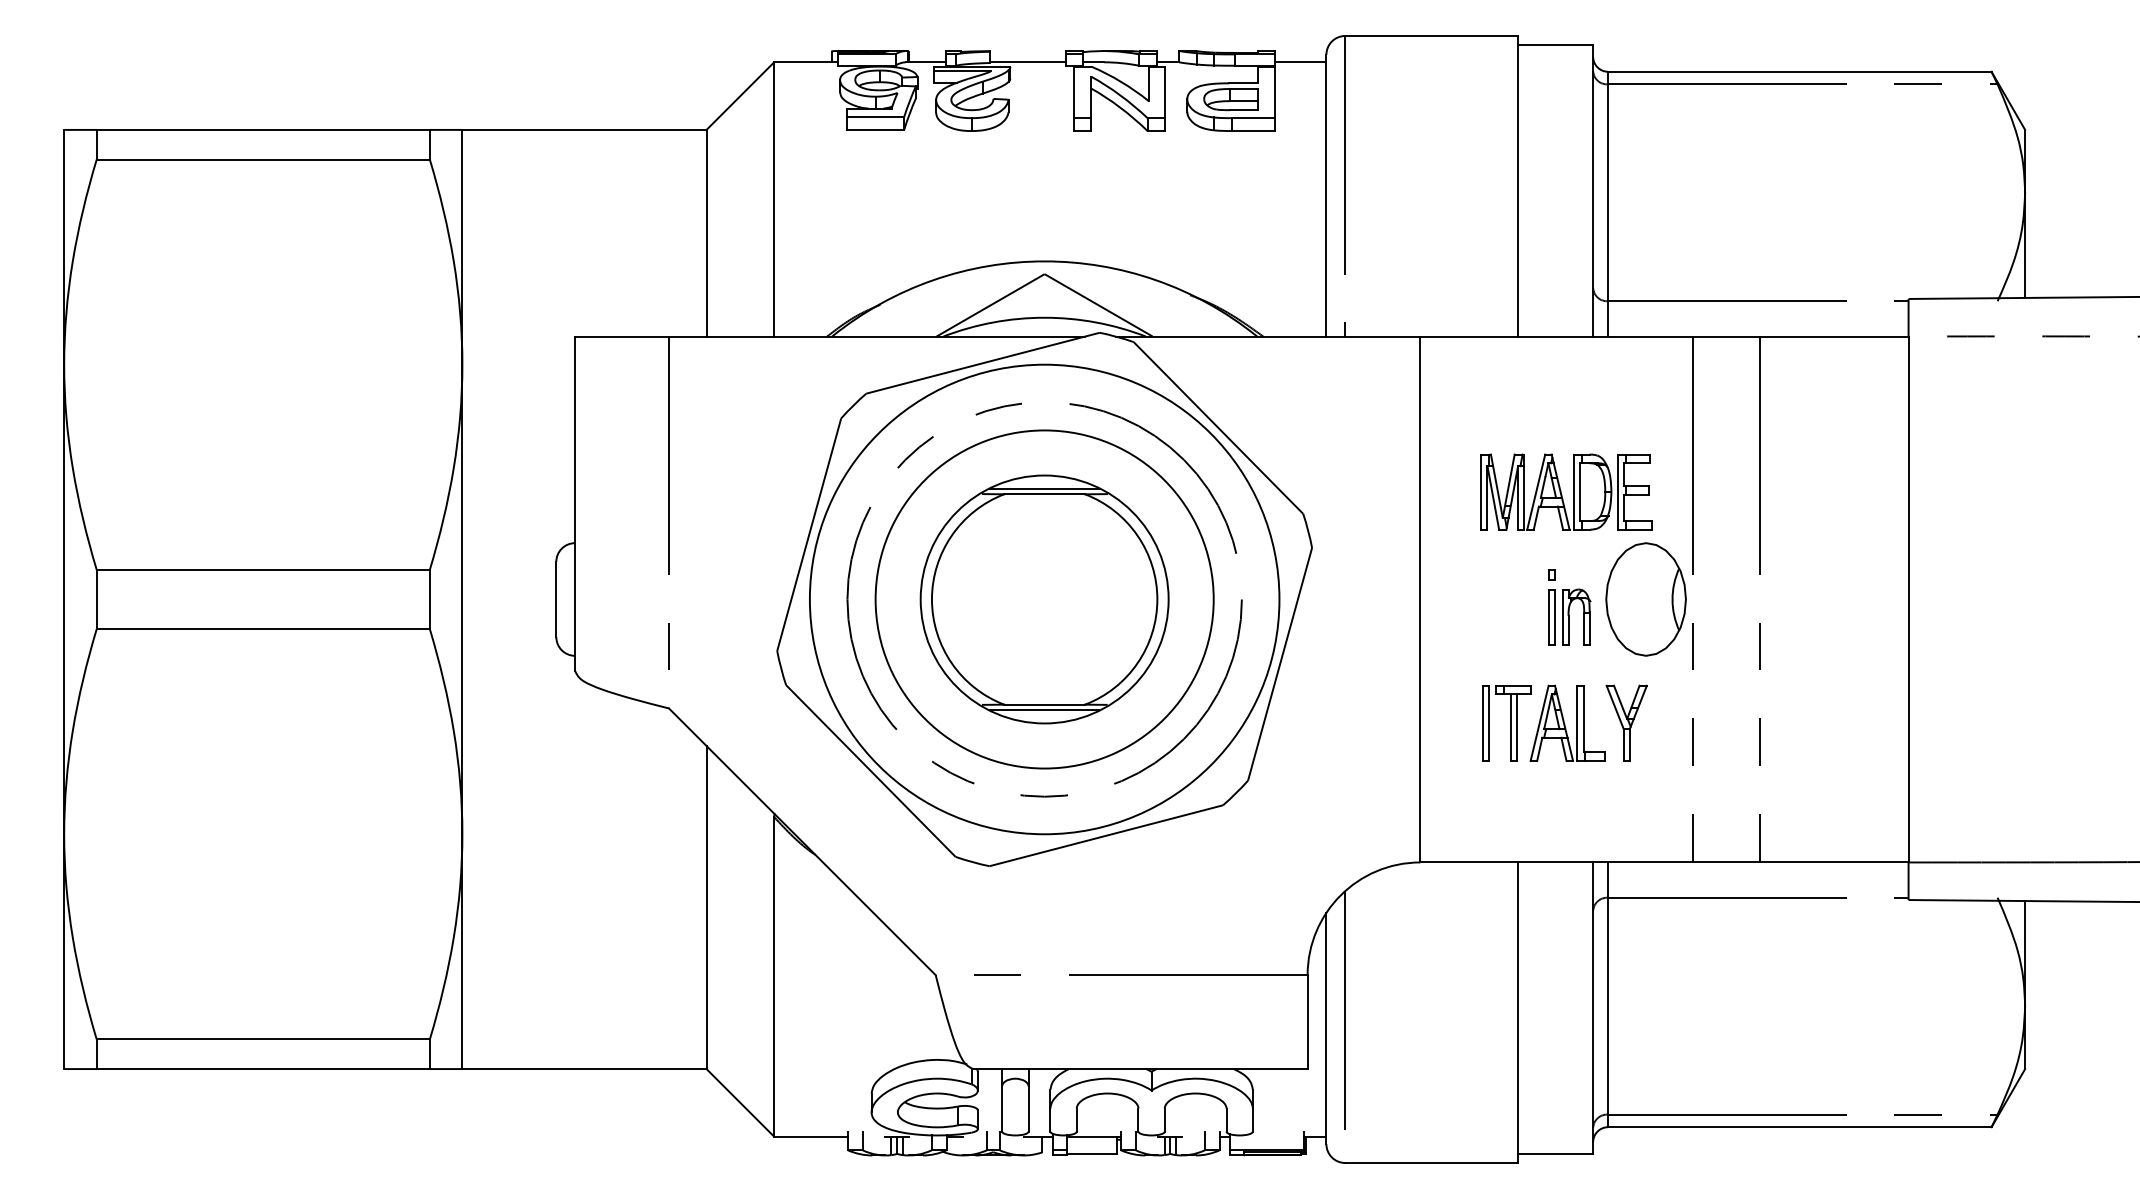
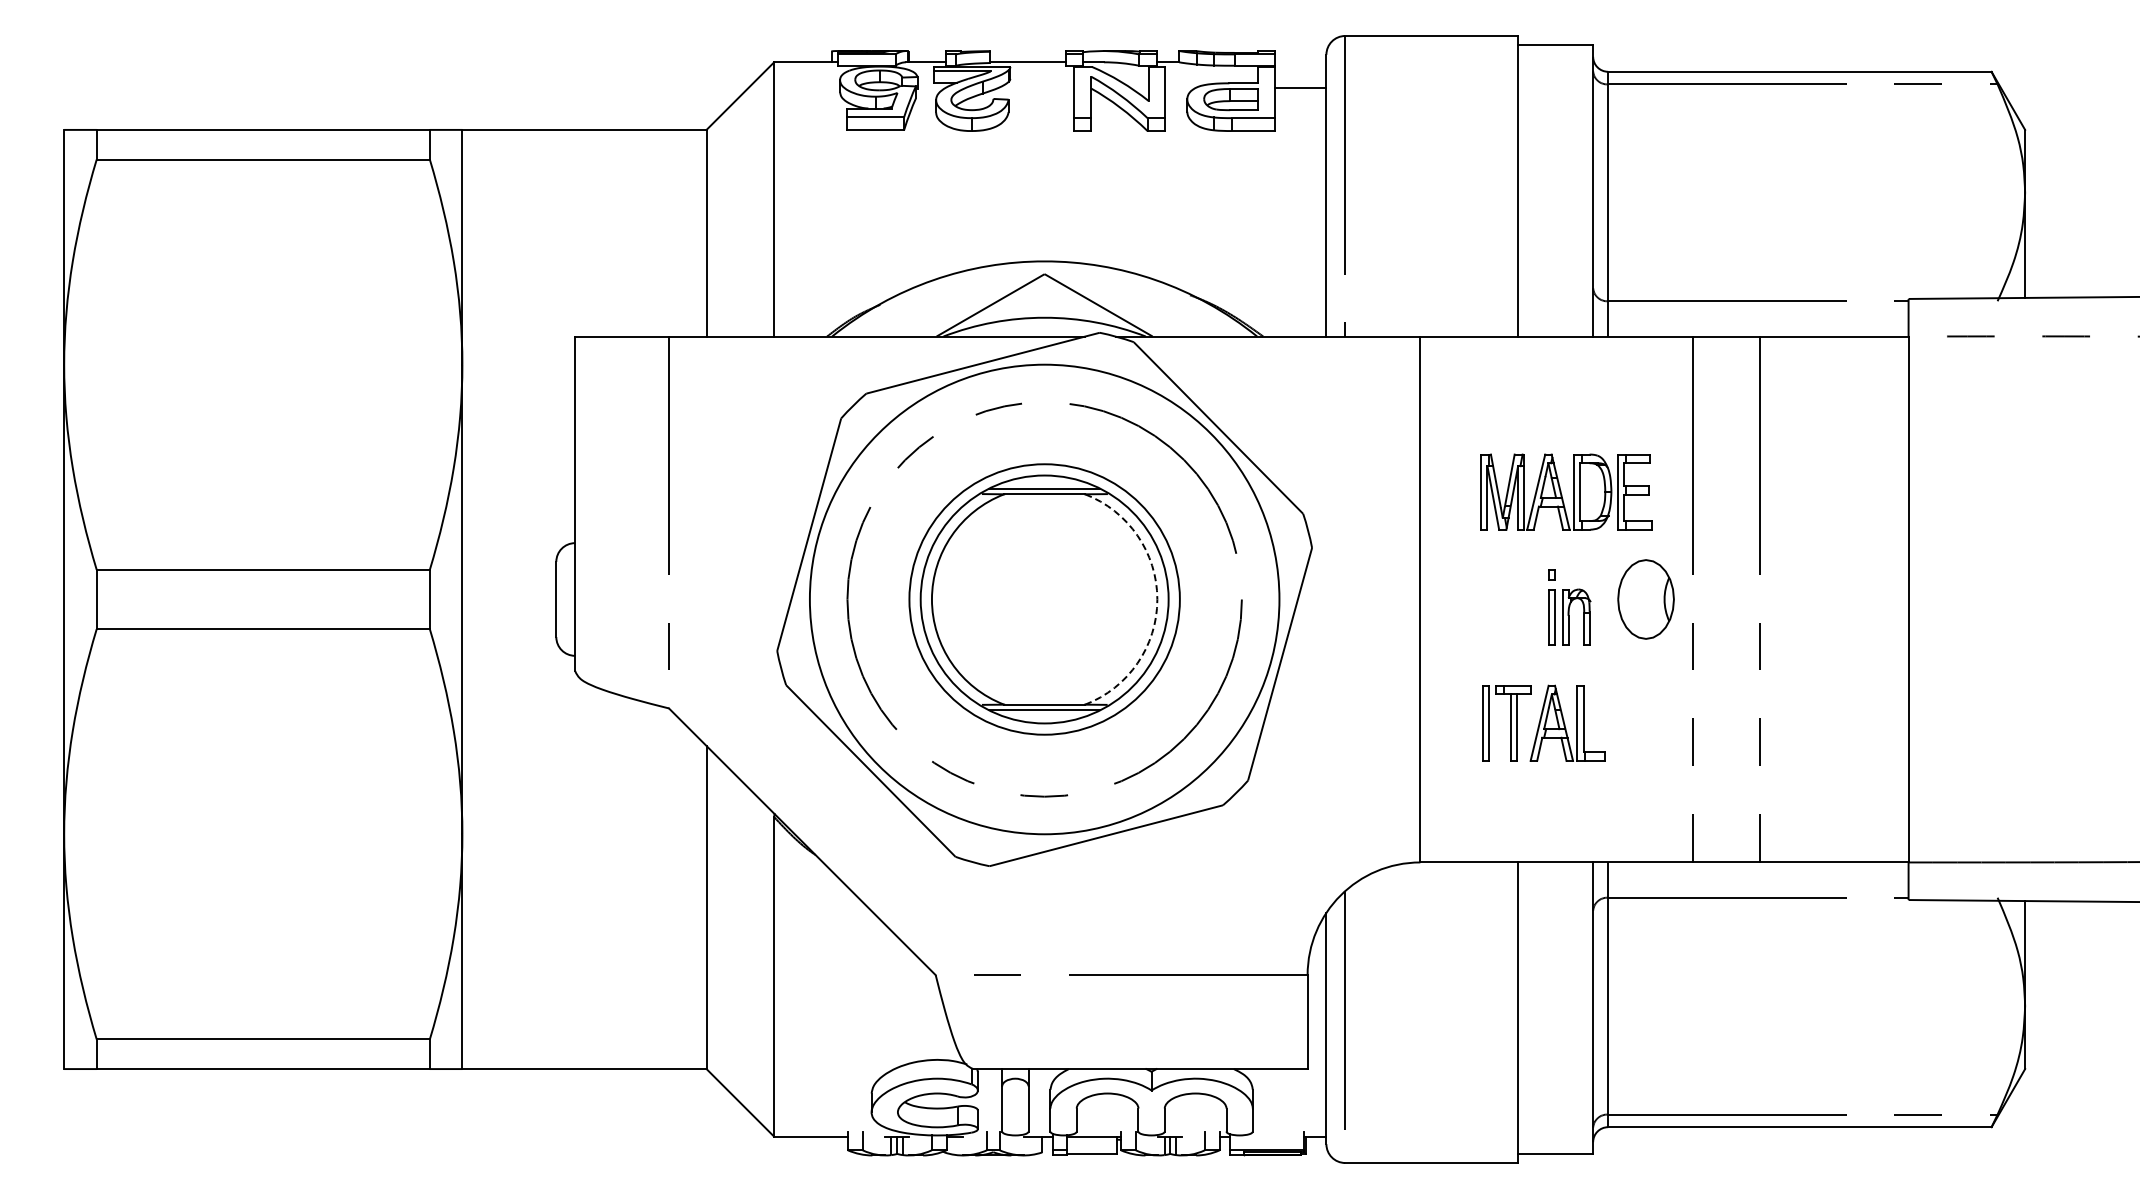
line position: (1300, 62) -> (1300, 88) (1300, 88)
circle diameter: 338 px -> 270 px (1044, 599)
arc: solid -> dashed (1157, 599)
part size: 82x115 px -> 58x81 px (1645, 599)
part: present -> none (1626, 722)
